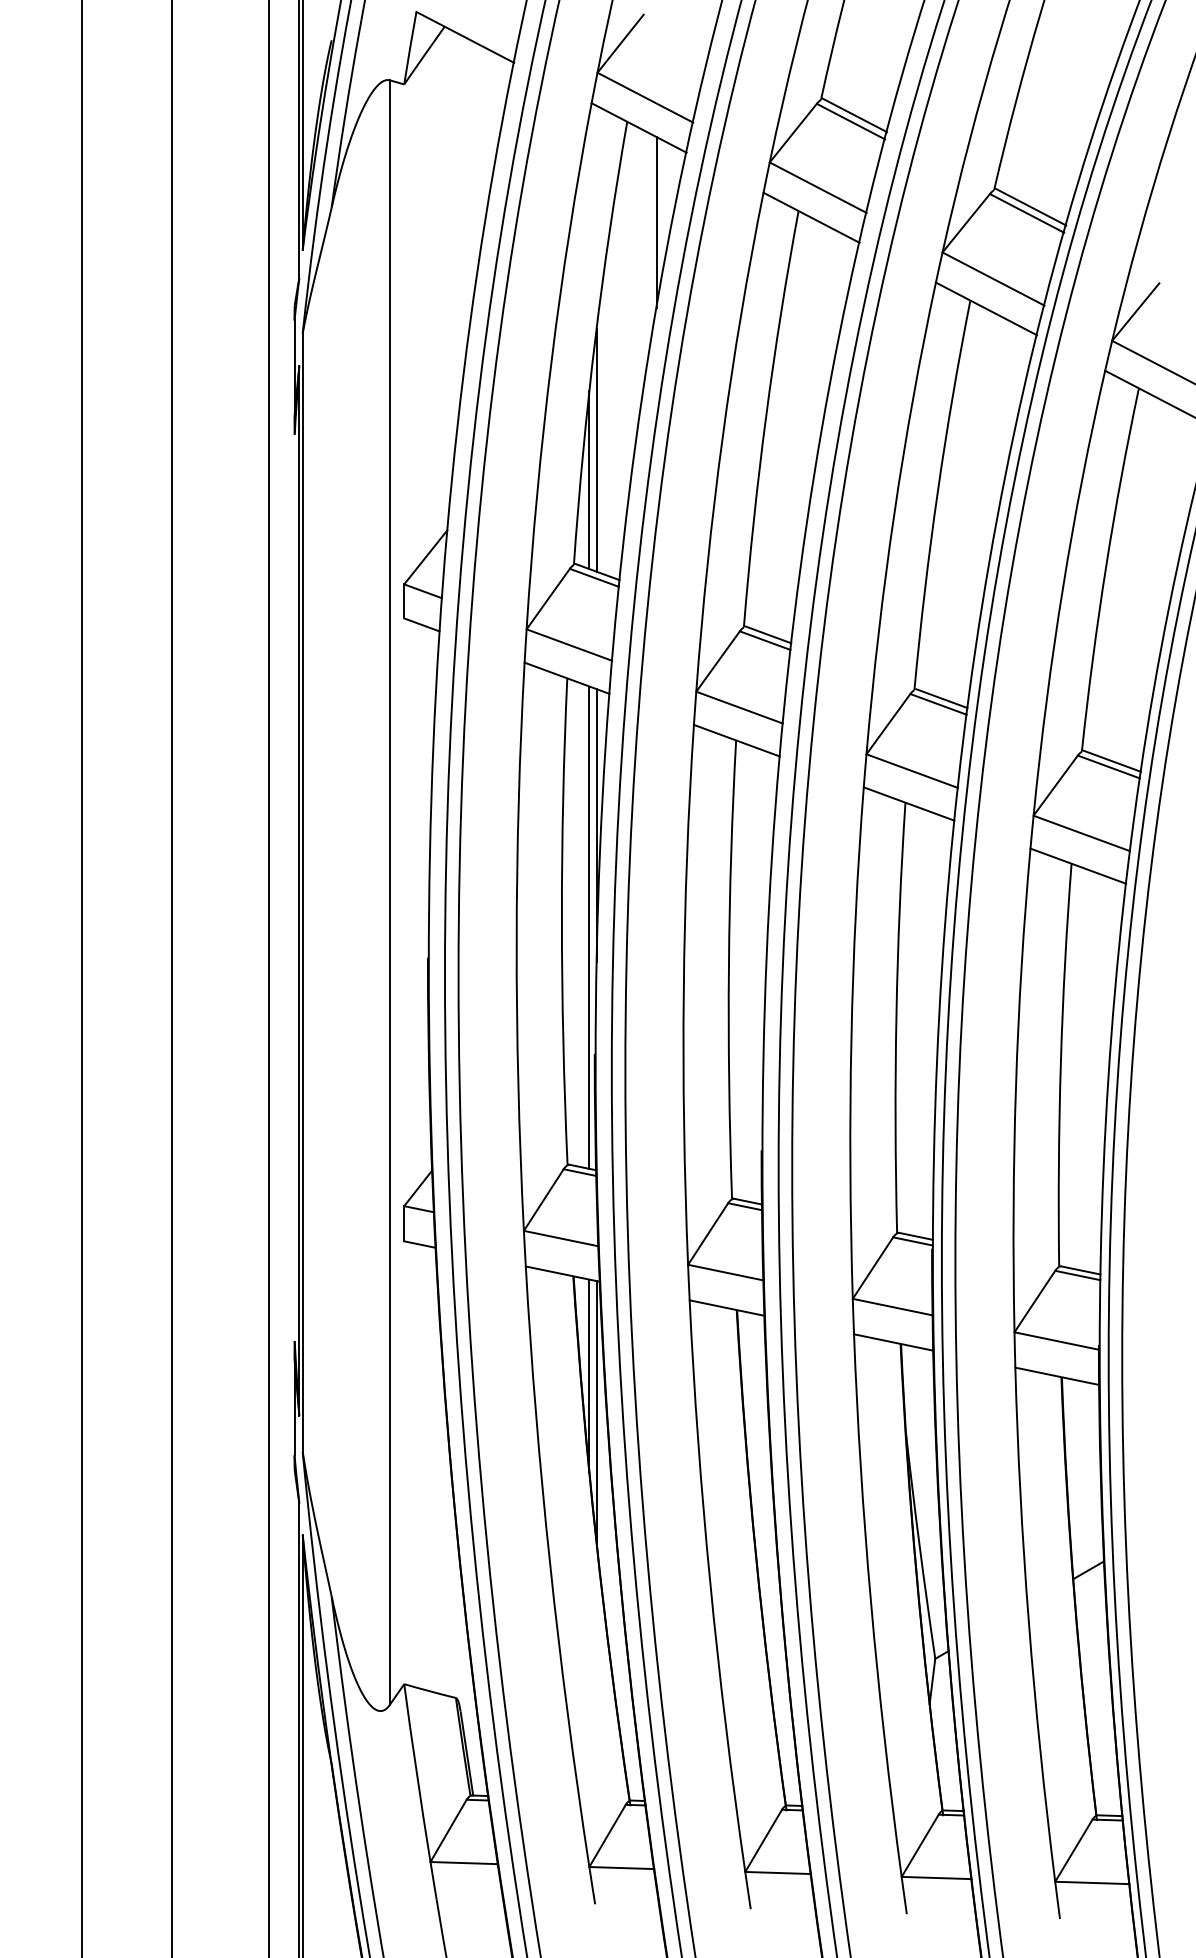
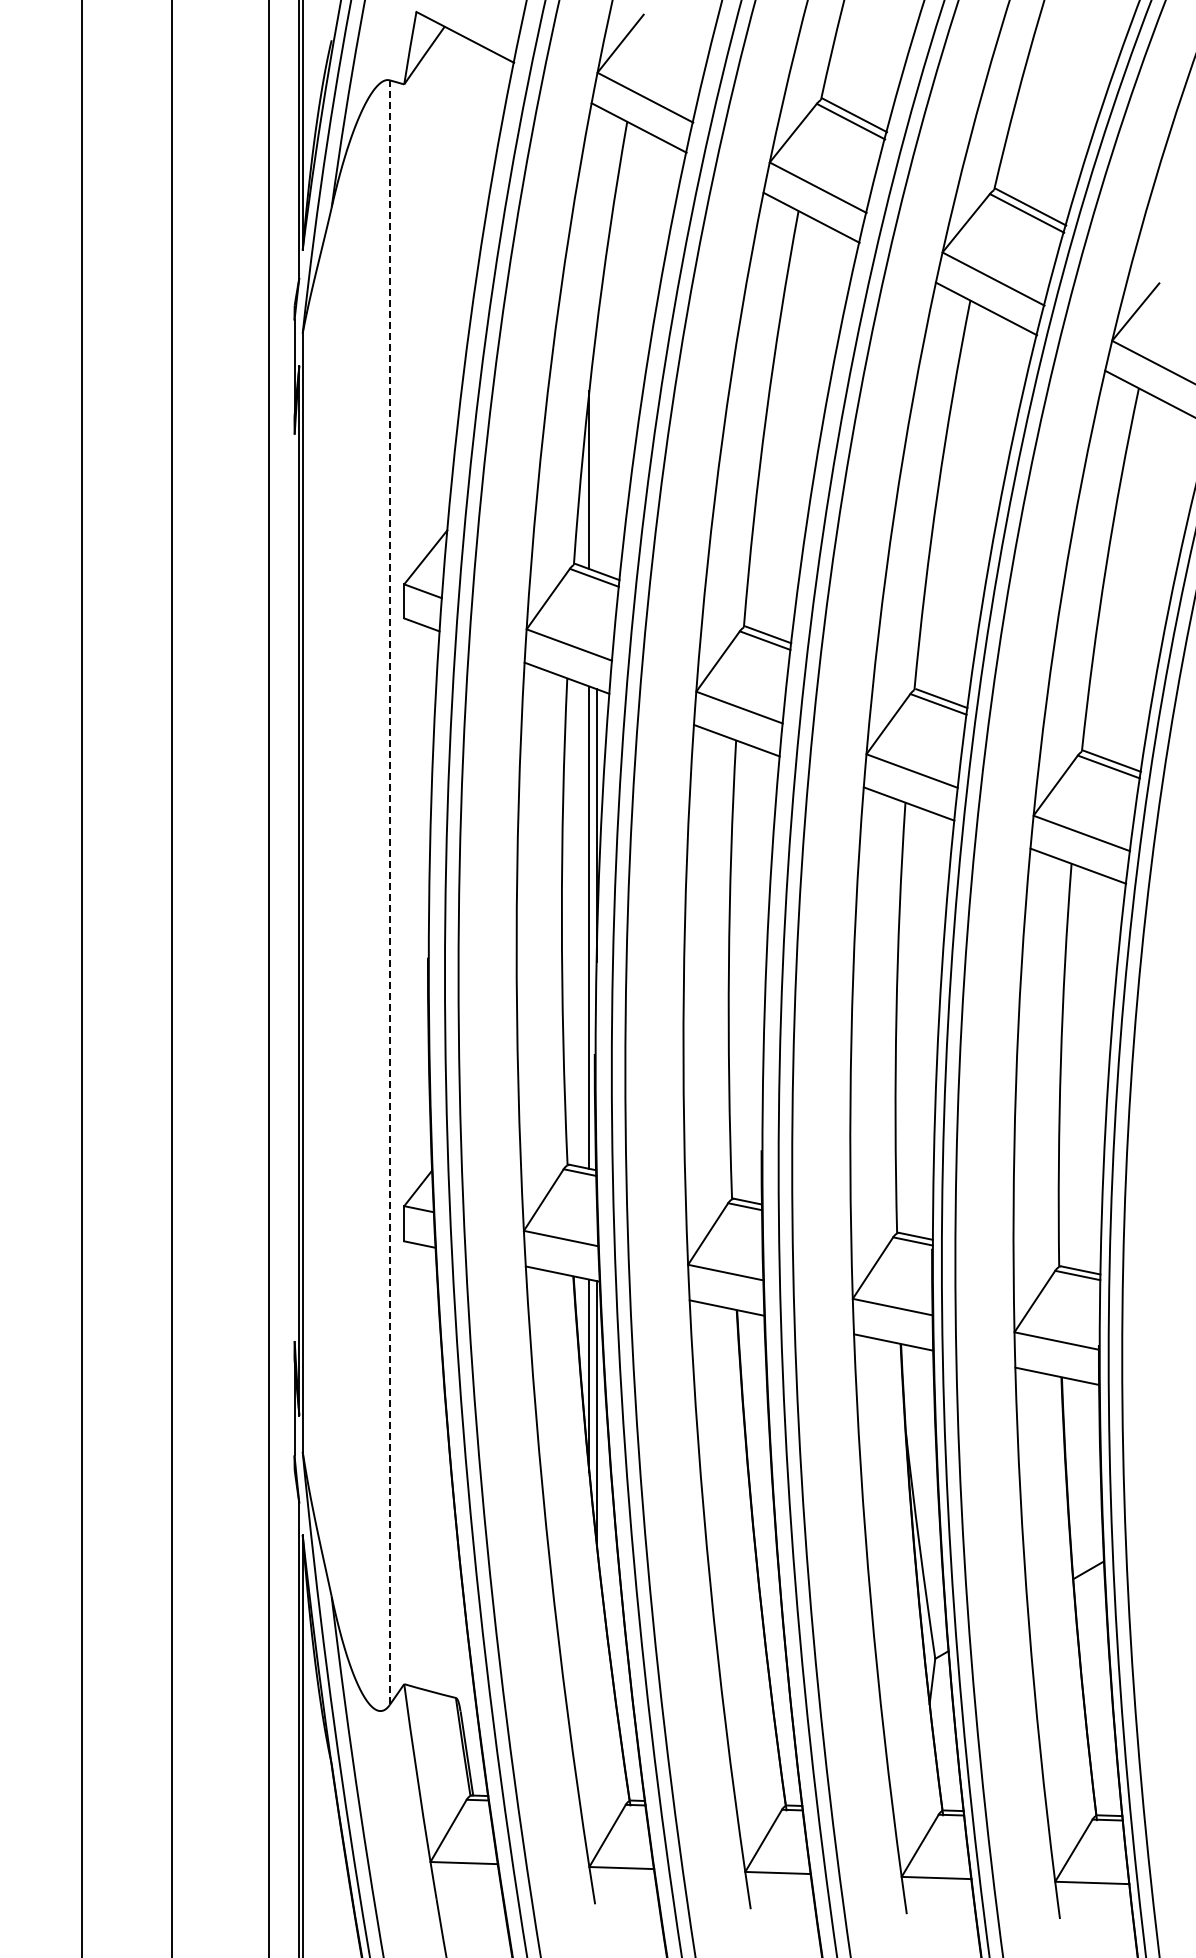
line: present -> none (656, 222)
line: present -> none (596, 449)
line: solid -> dashed (389, 893)
